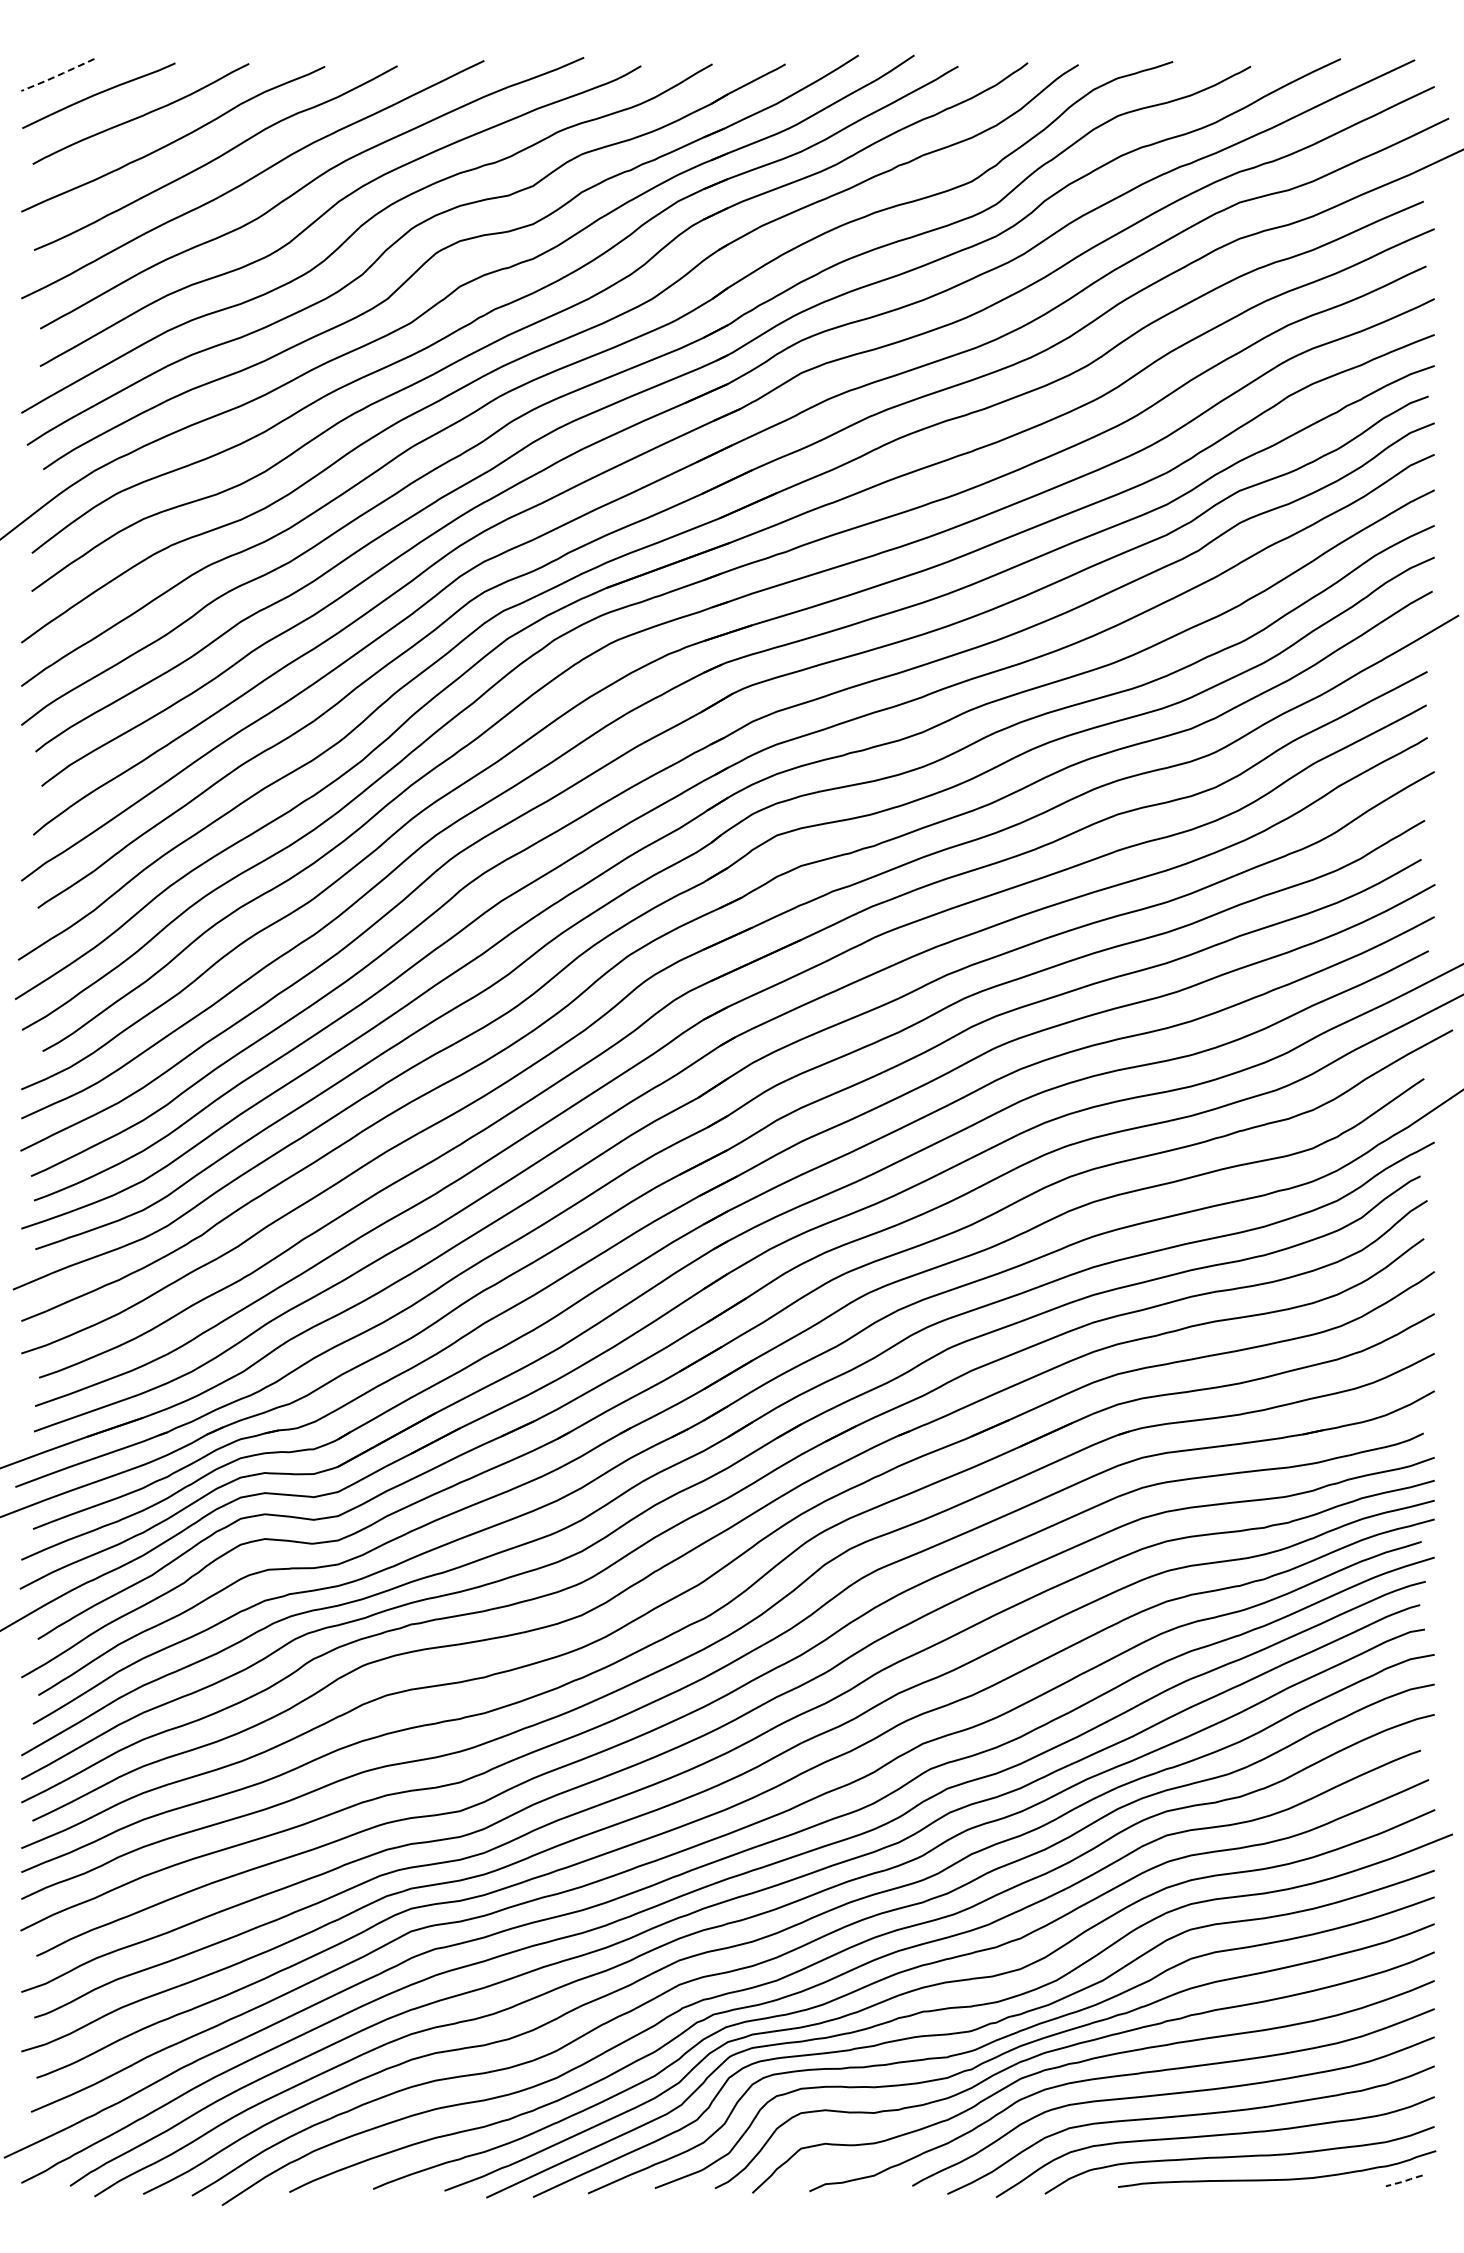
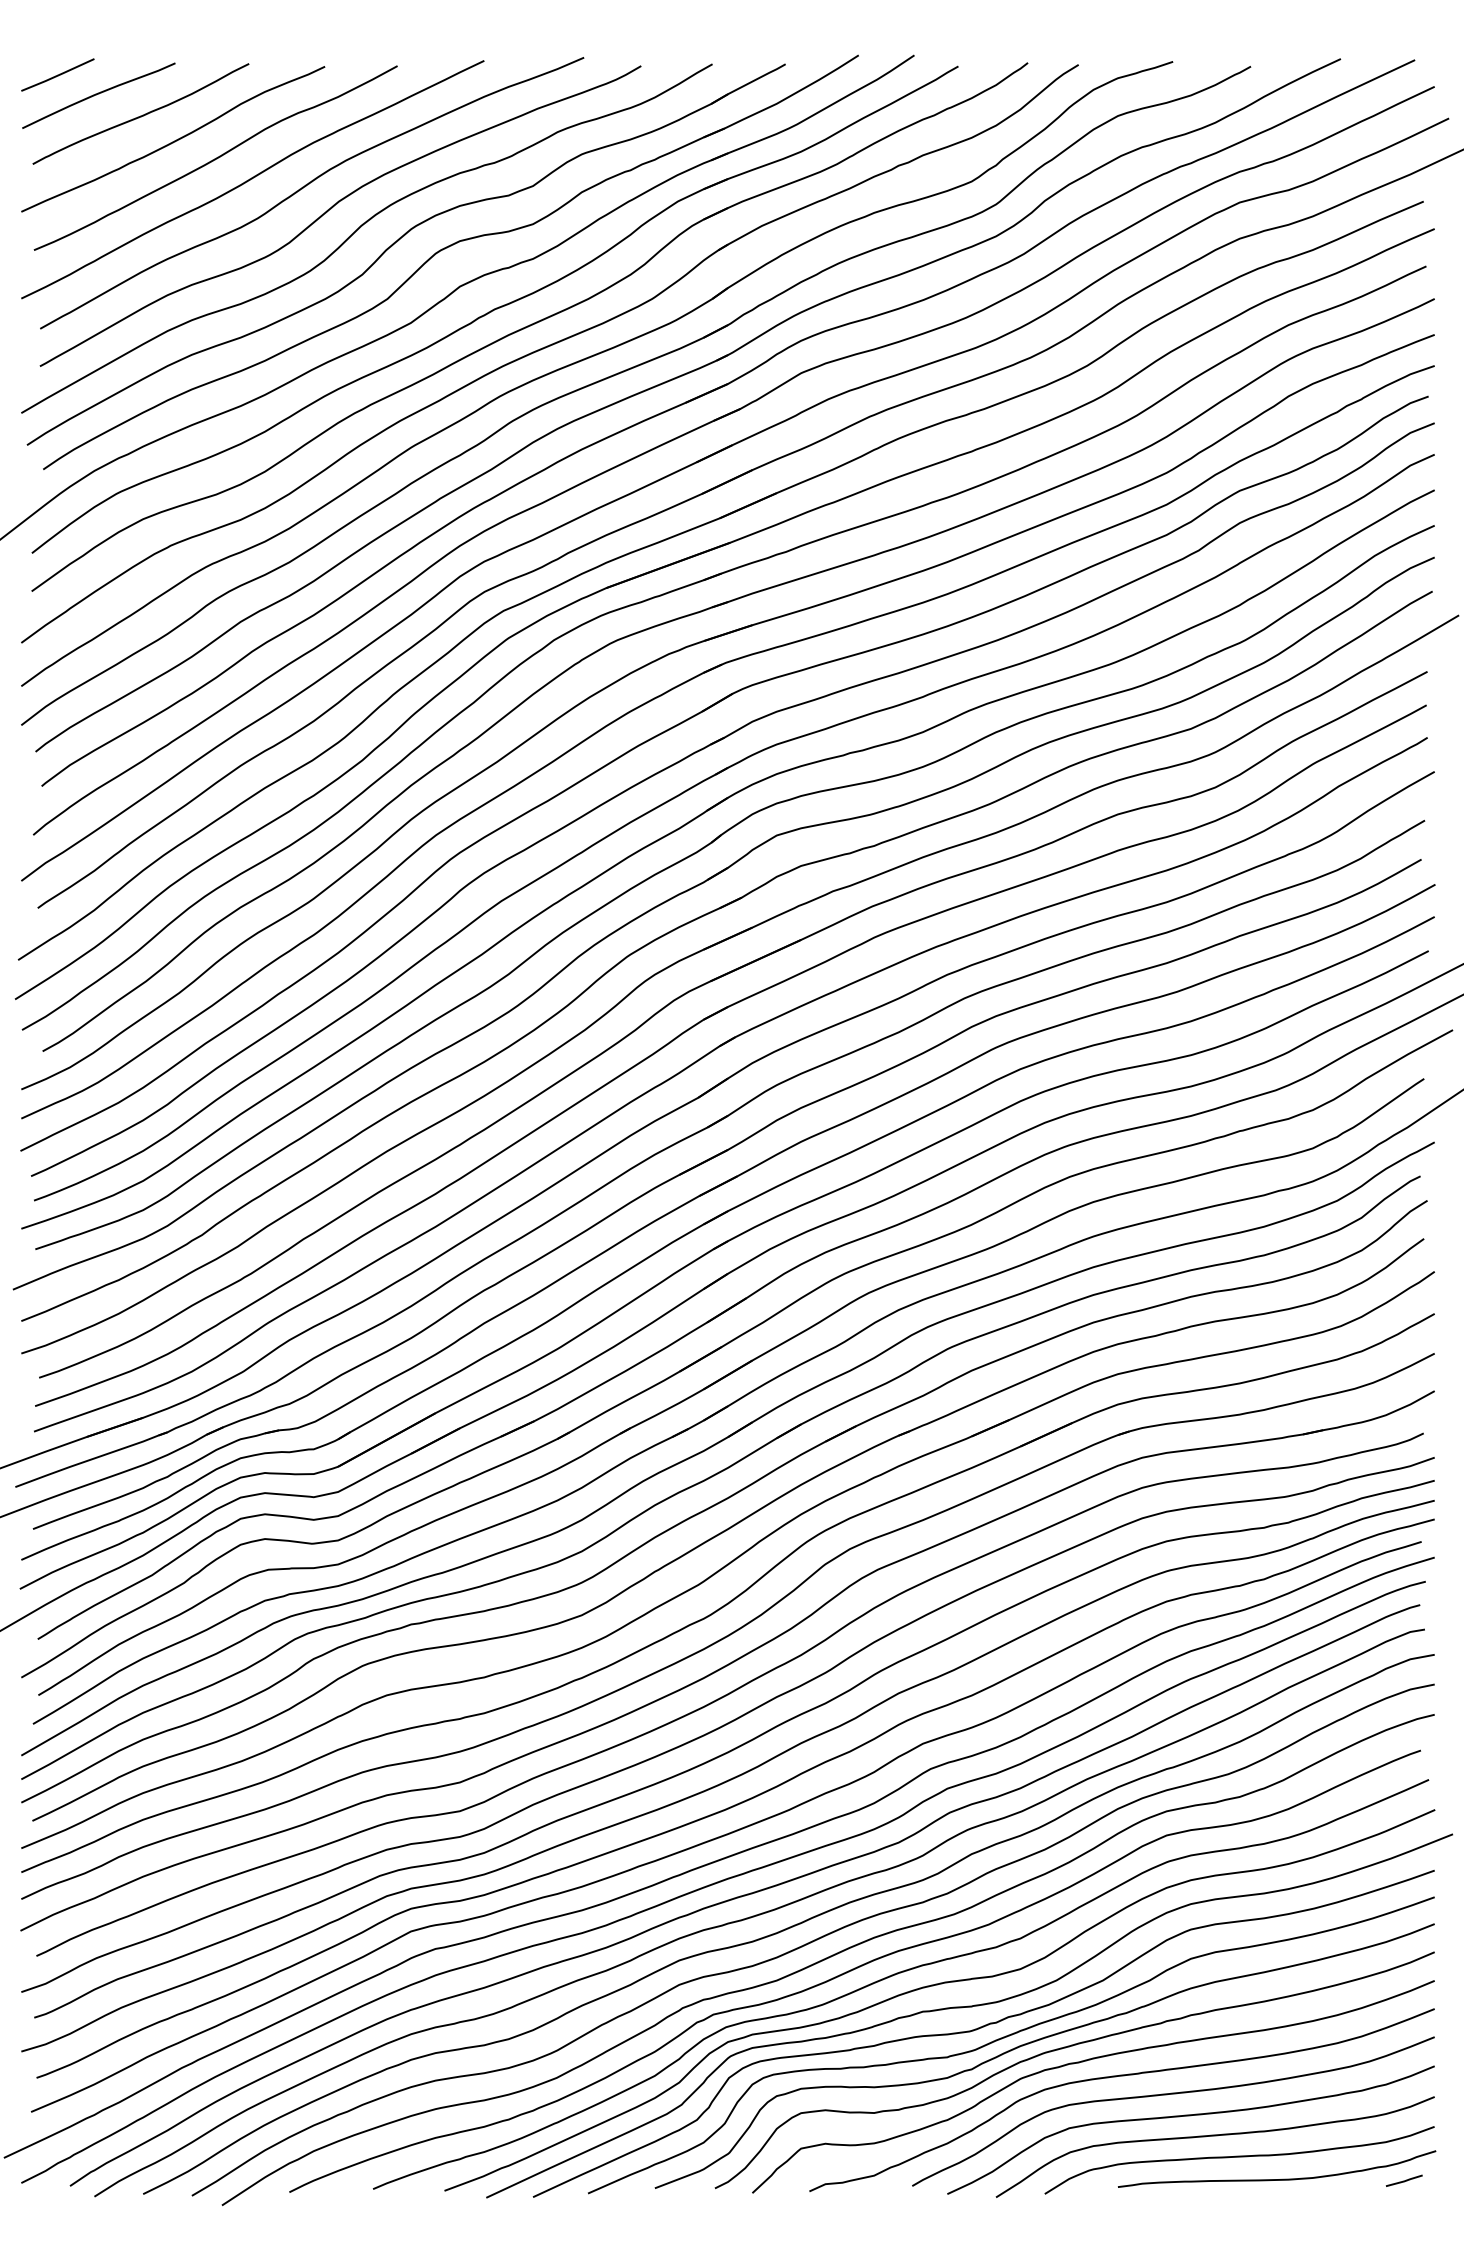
line: dashed -> solid (58, 75)
line: dashed -> solid (1404, 2181)
